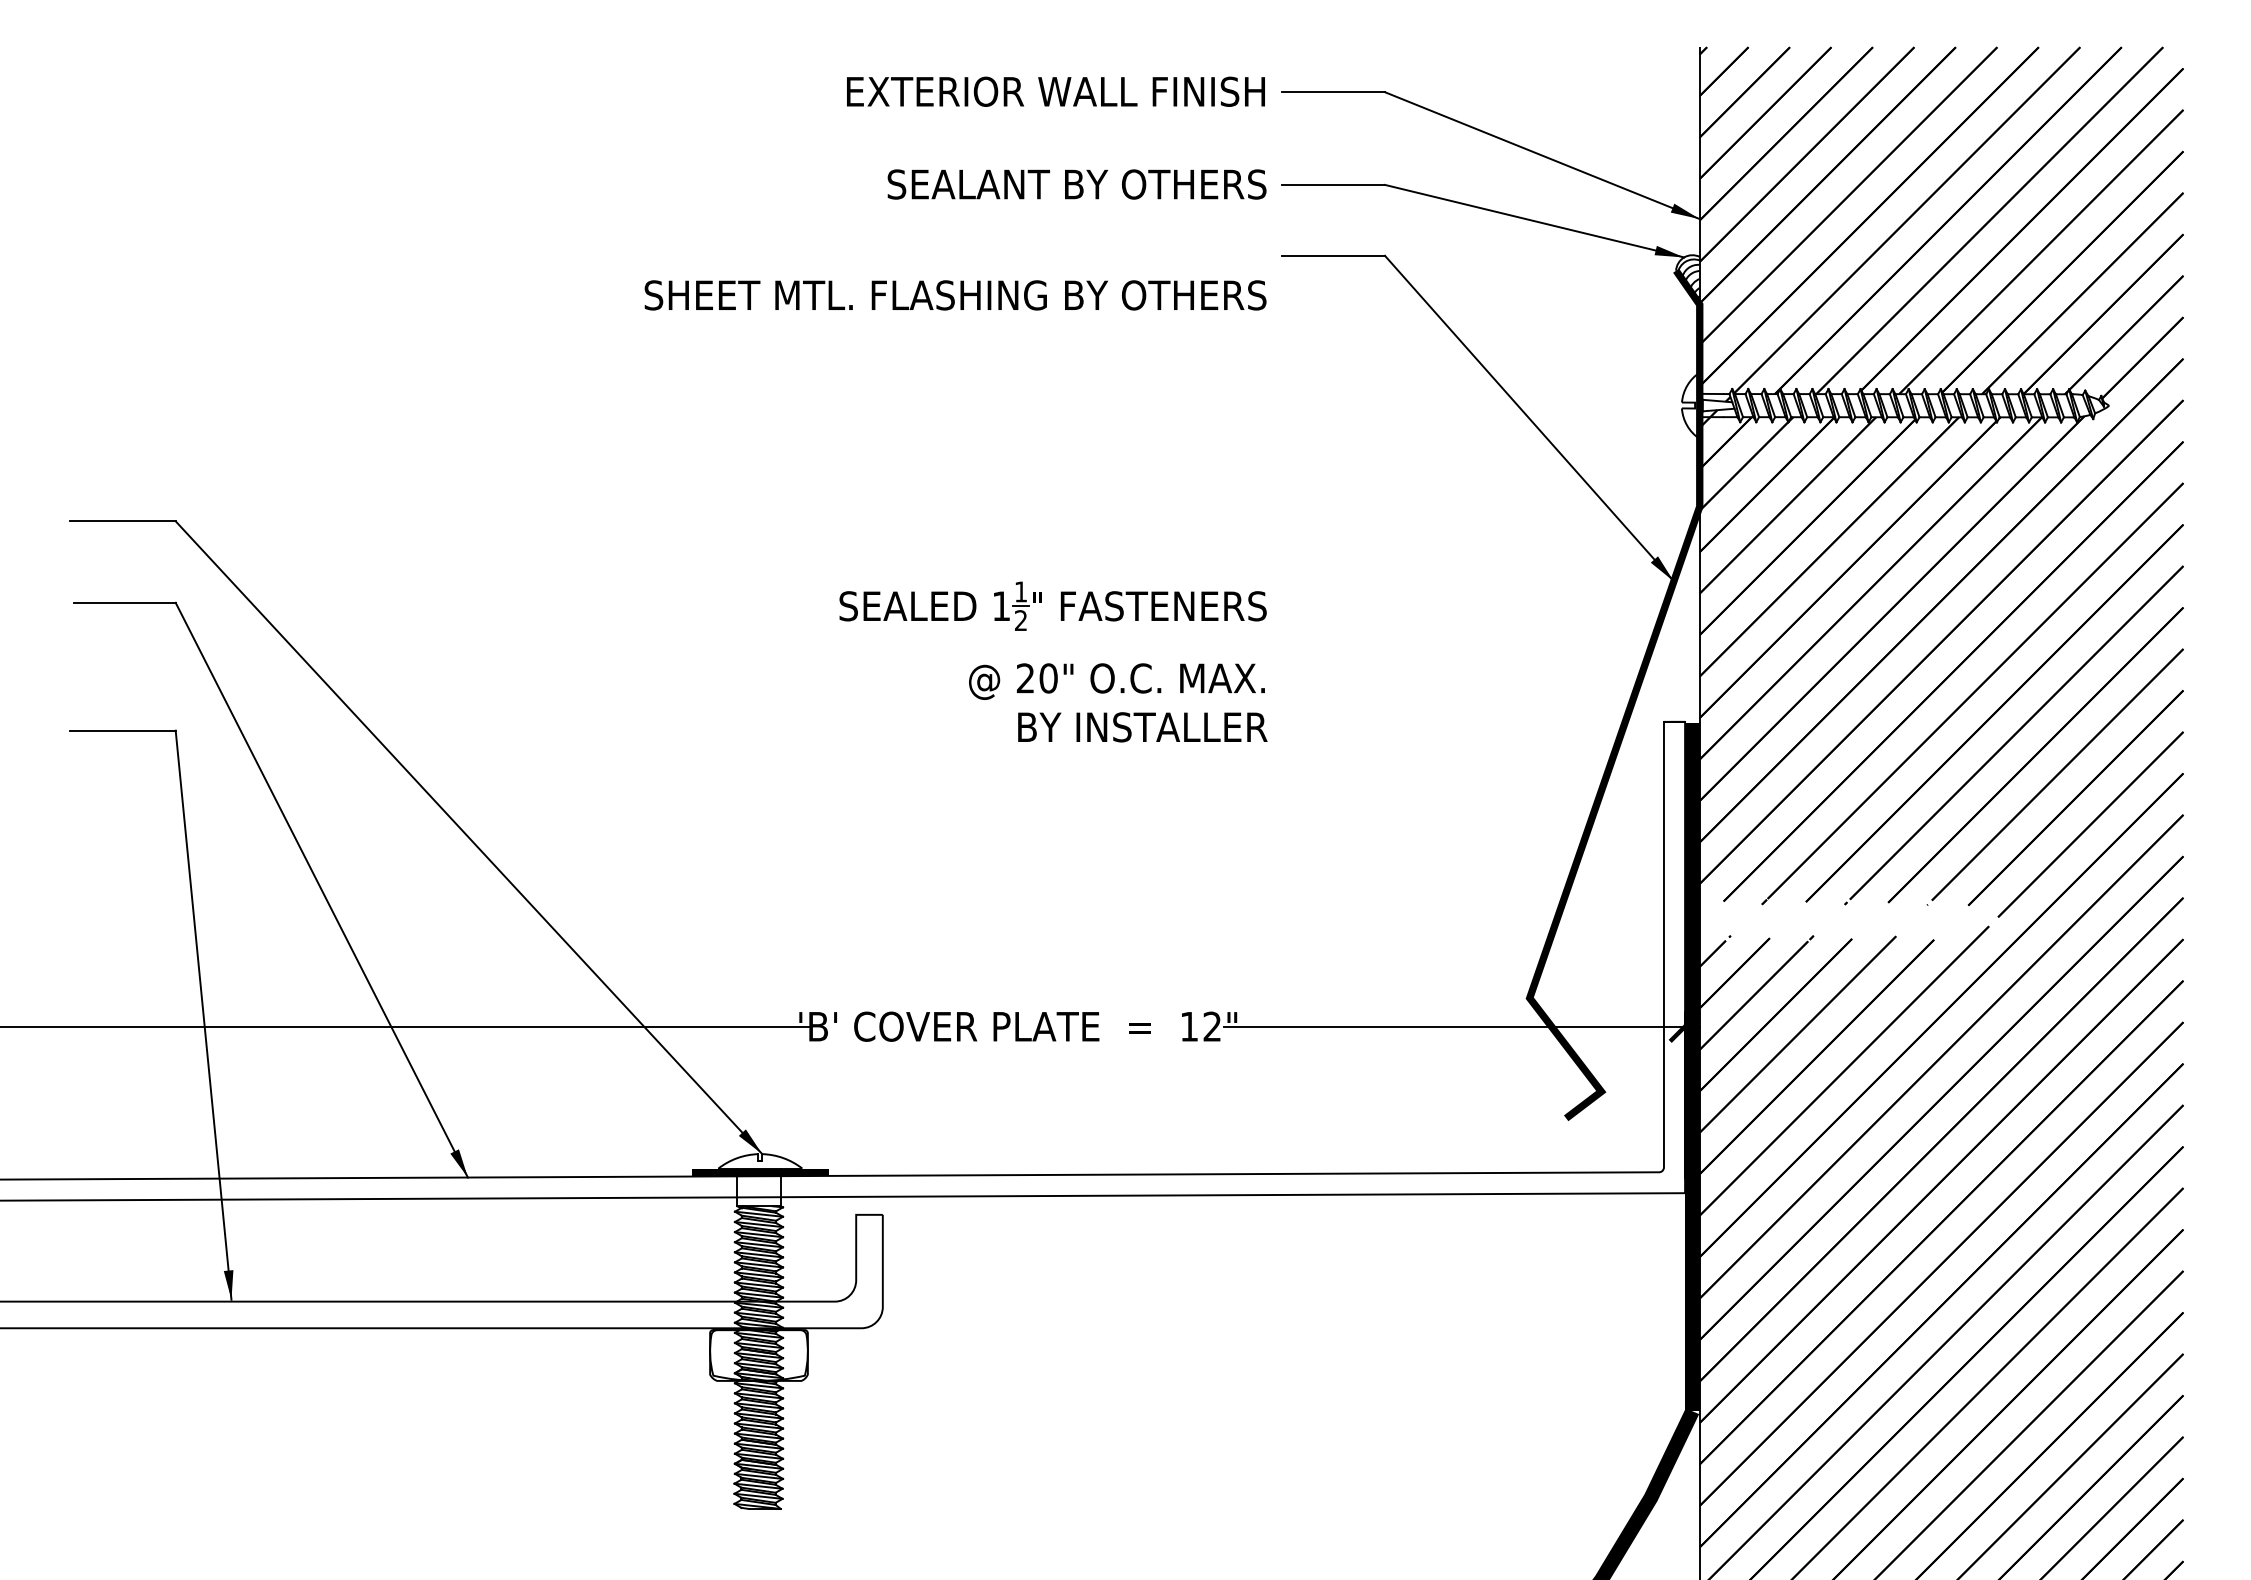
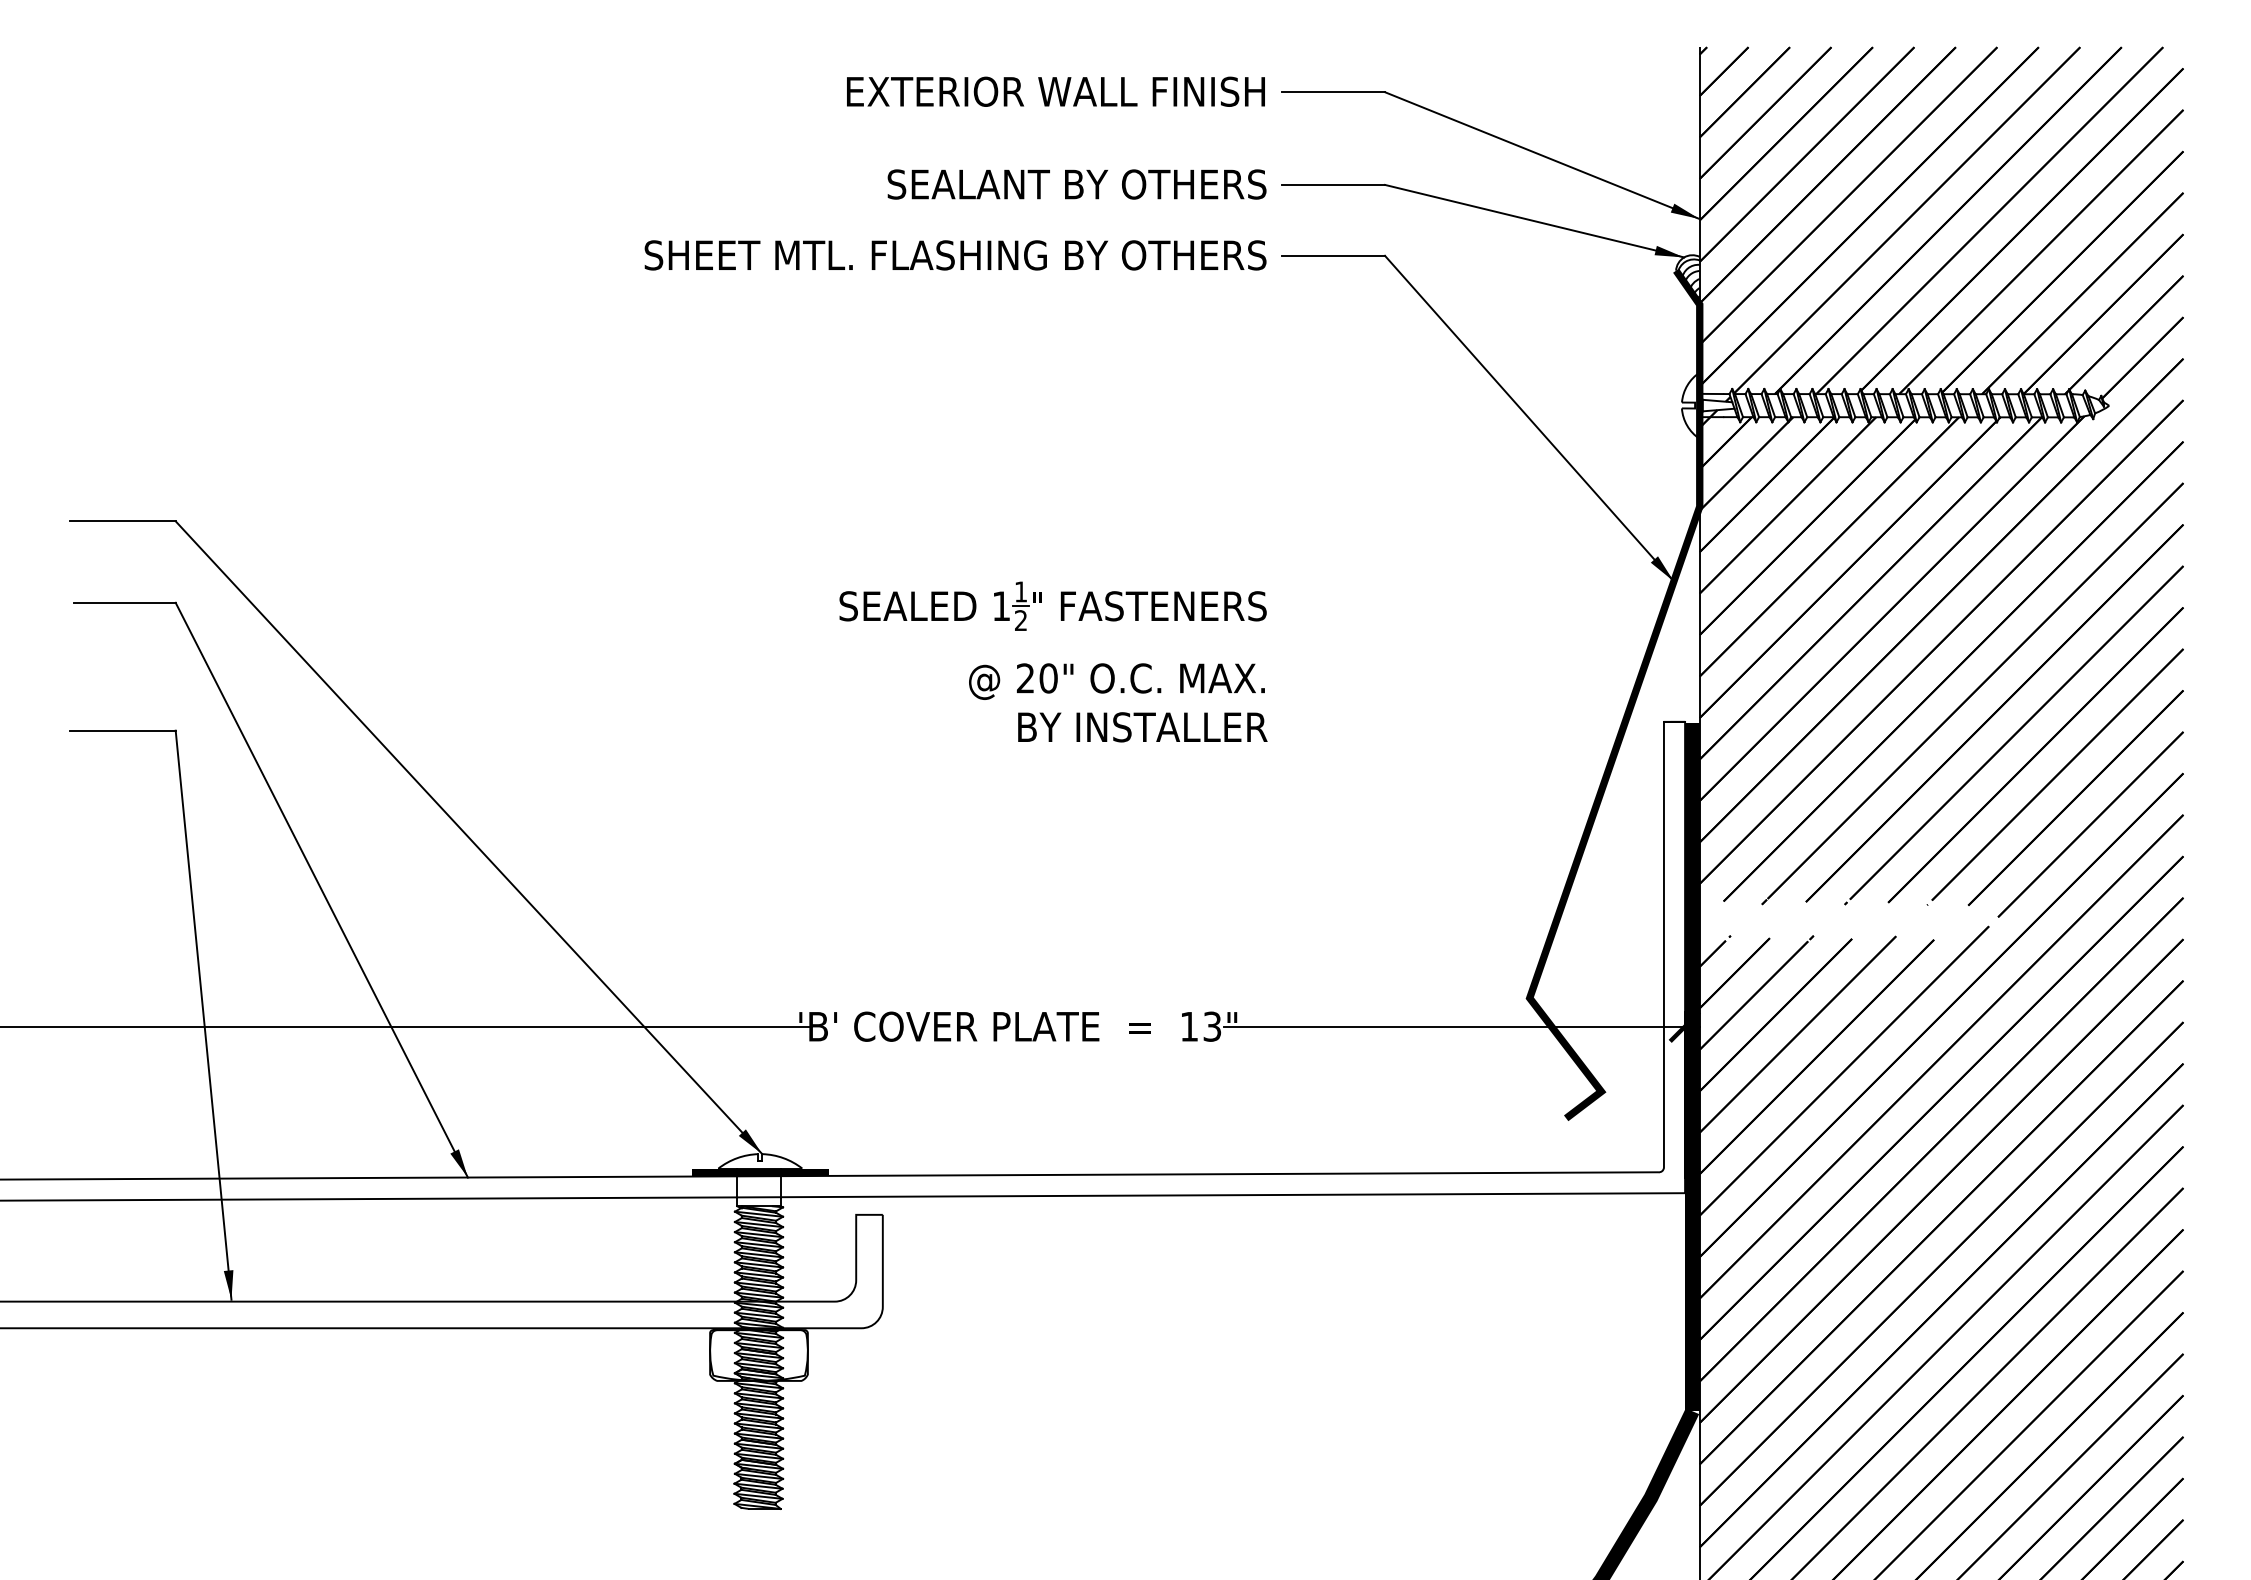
text position: (955, 295) -> (955, 255) (955, 255)
text: 12" -> 13" (1212, 1026)
